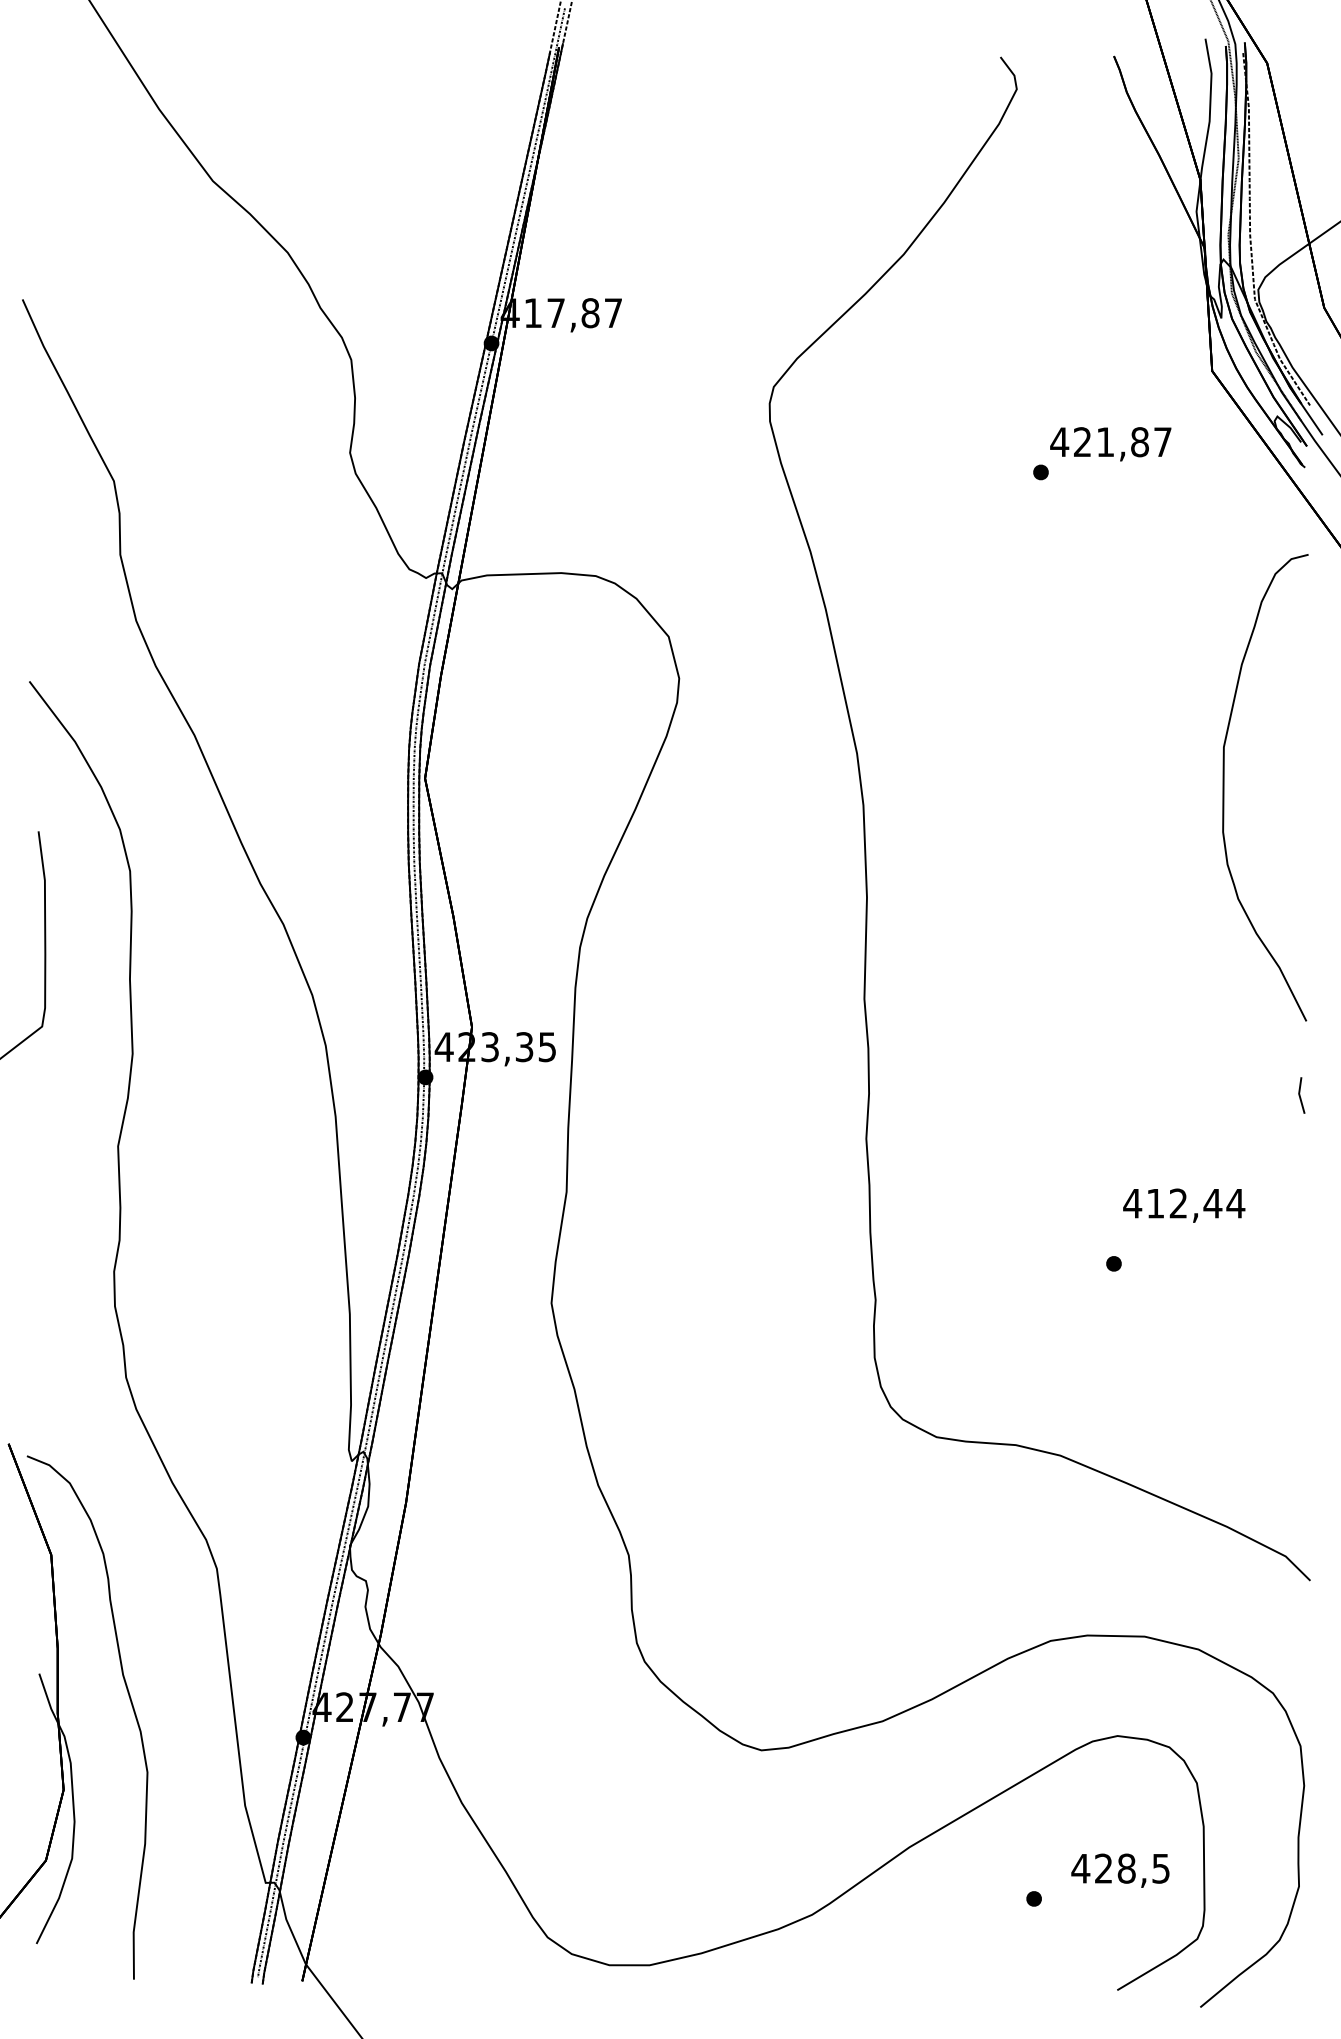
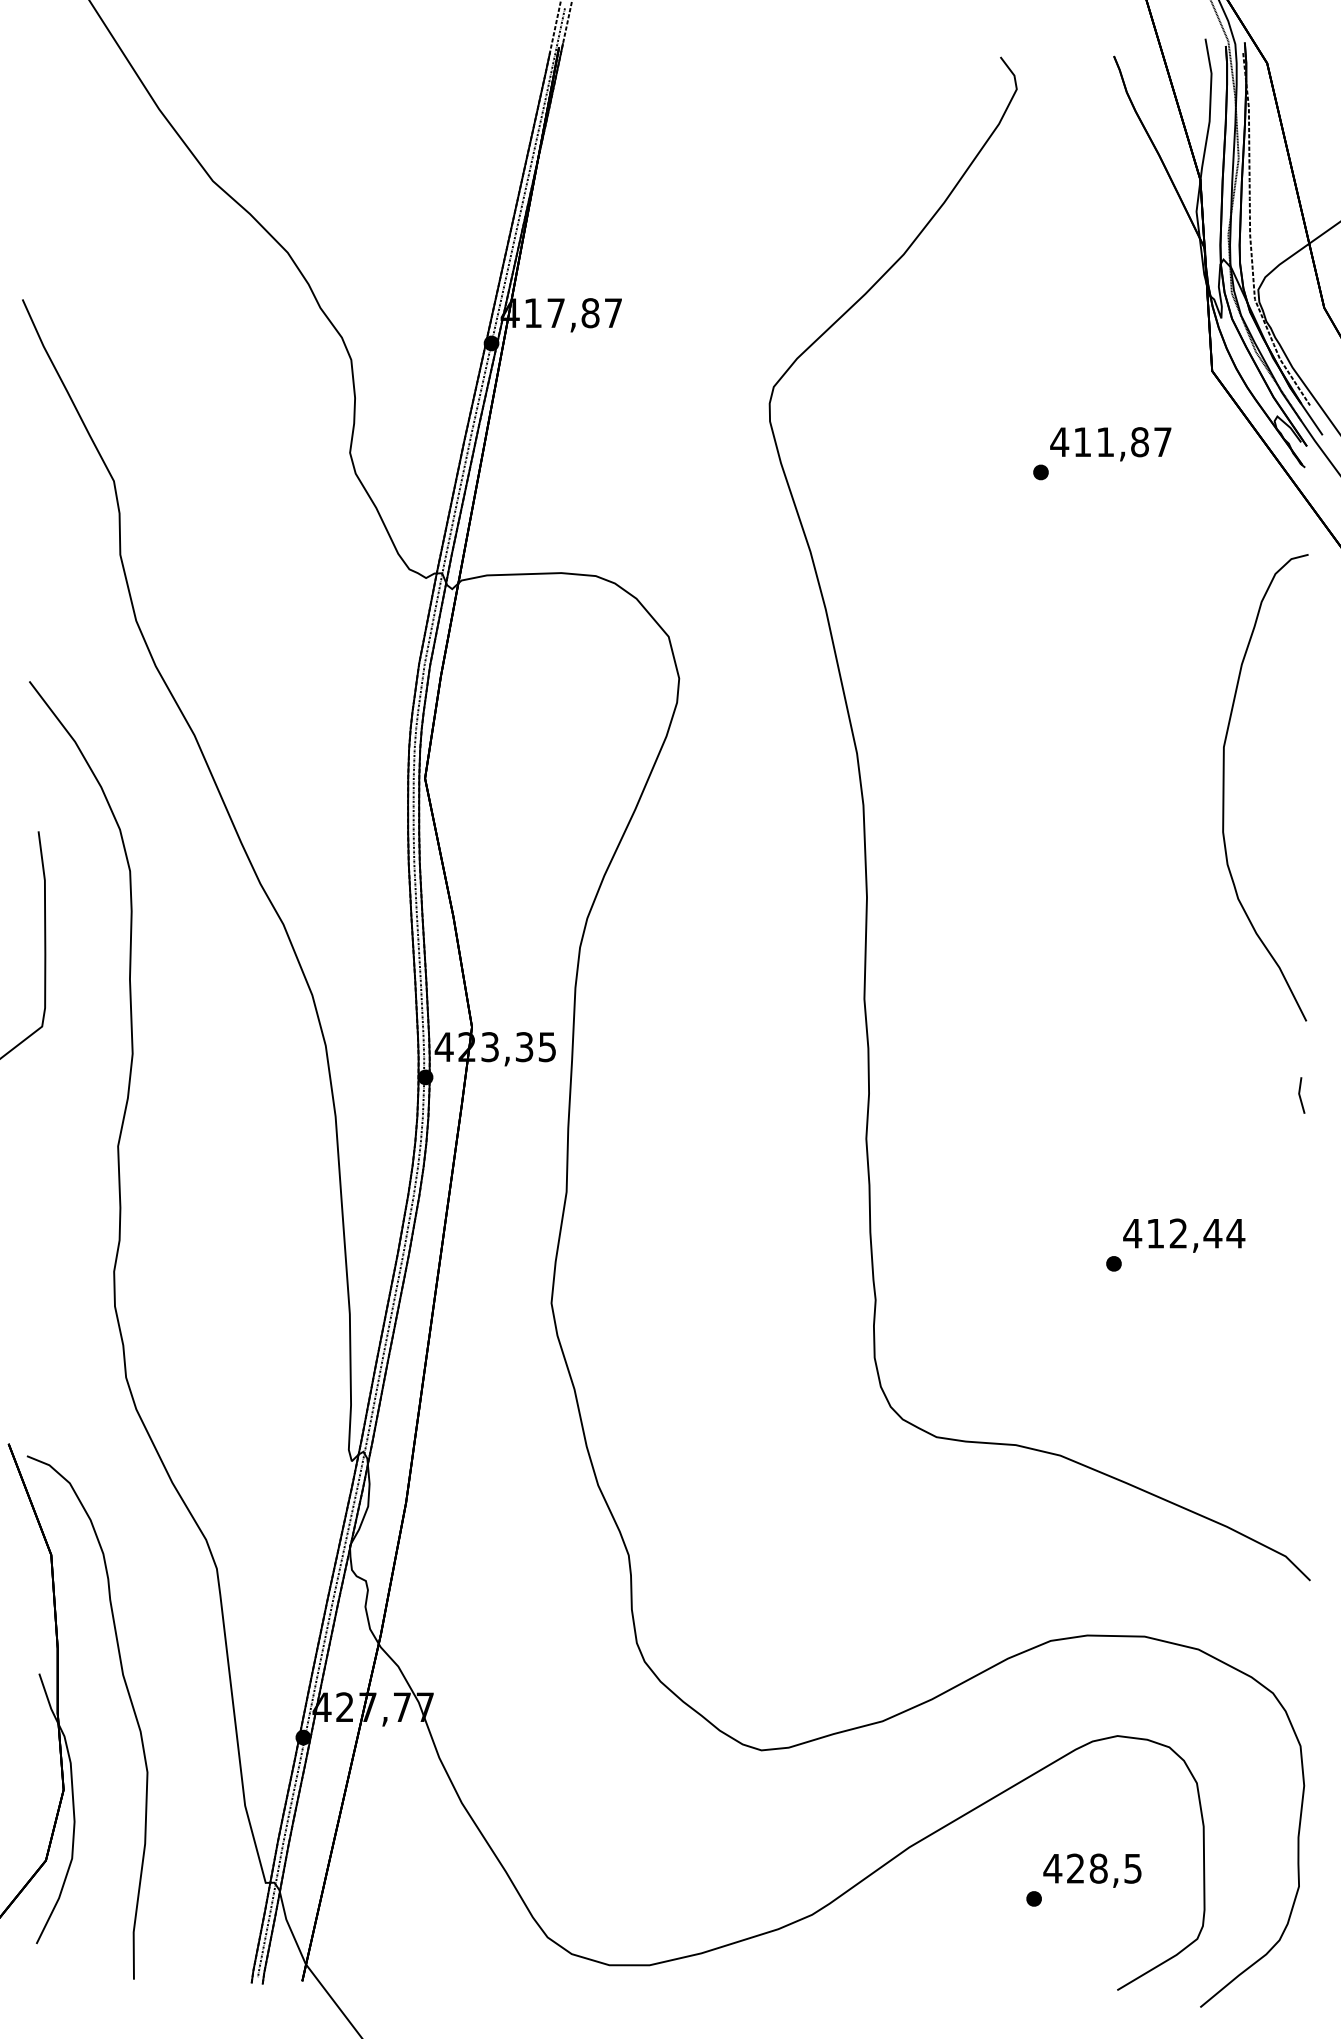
text: 421,87 -> 411,87 (1082, 441)
text position: (1184, 1205) -> (1184, 1235) (1184, 1235)
text position: (1120, 1870) -> (1092, 1870) (1092, 1870)
